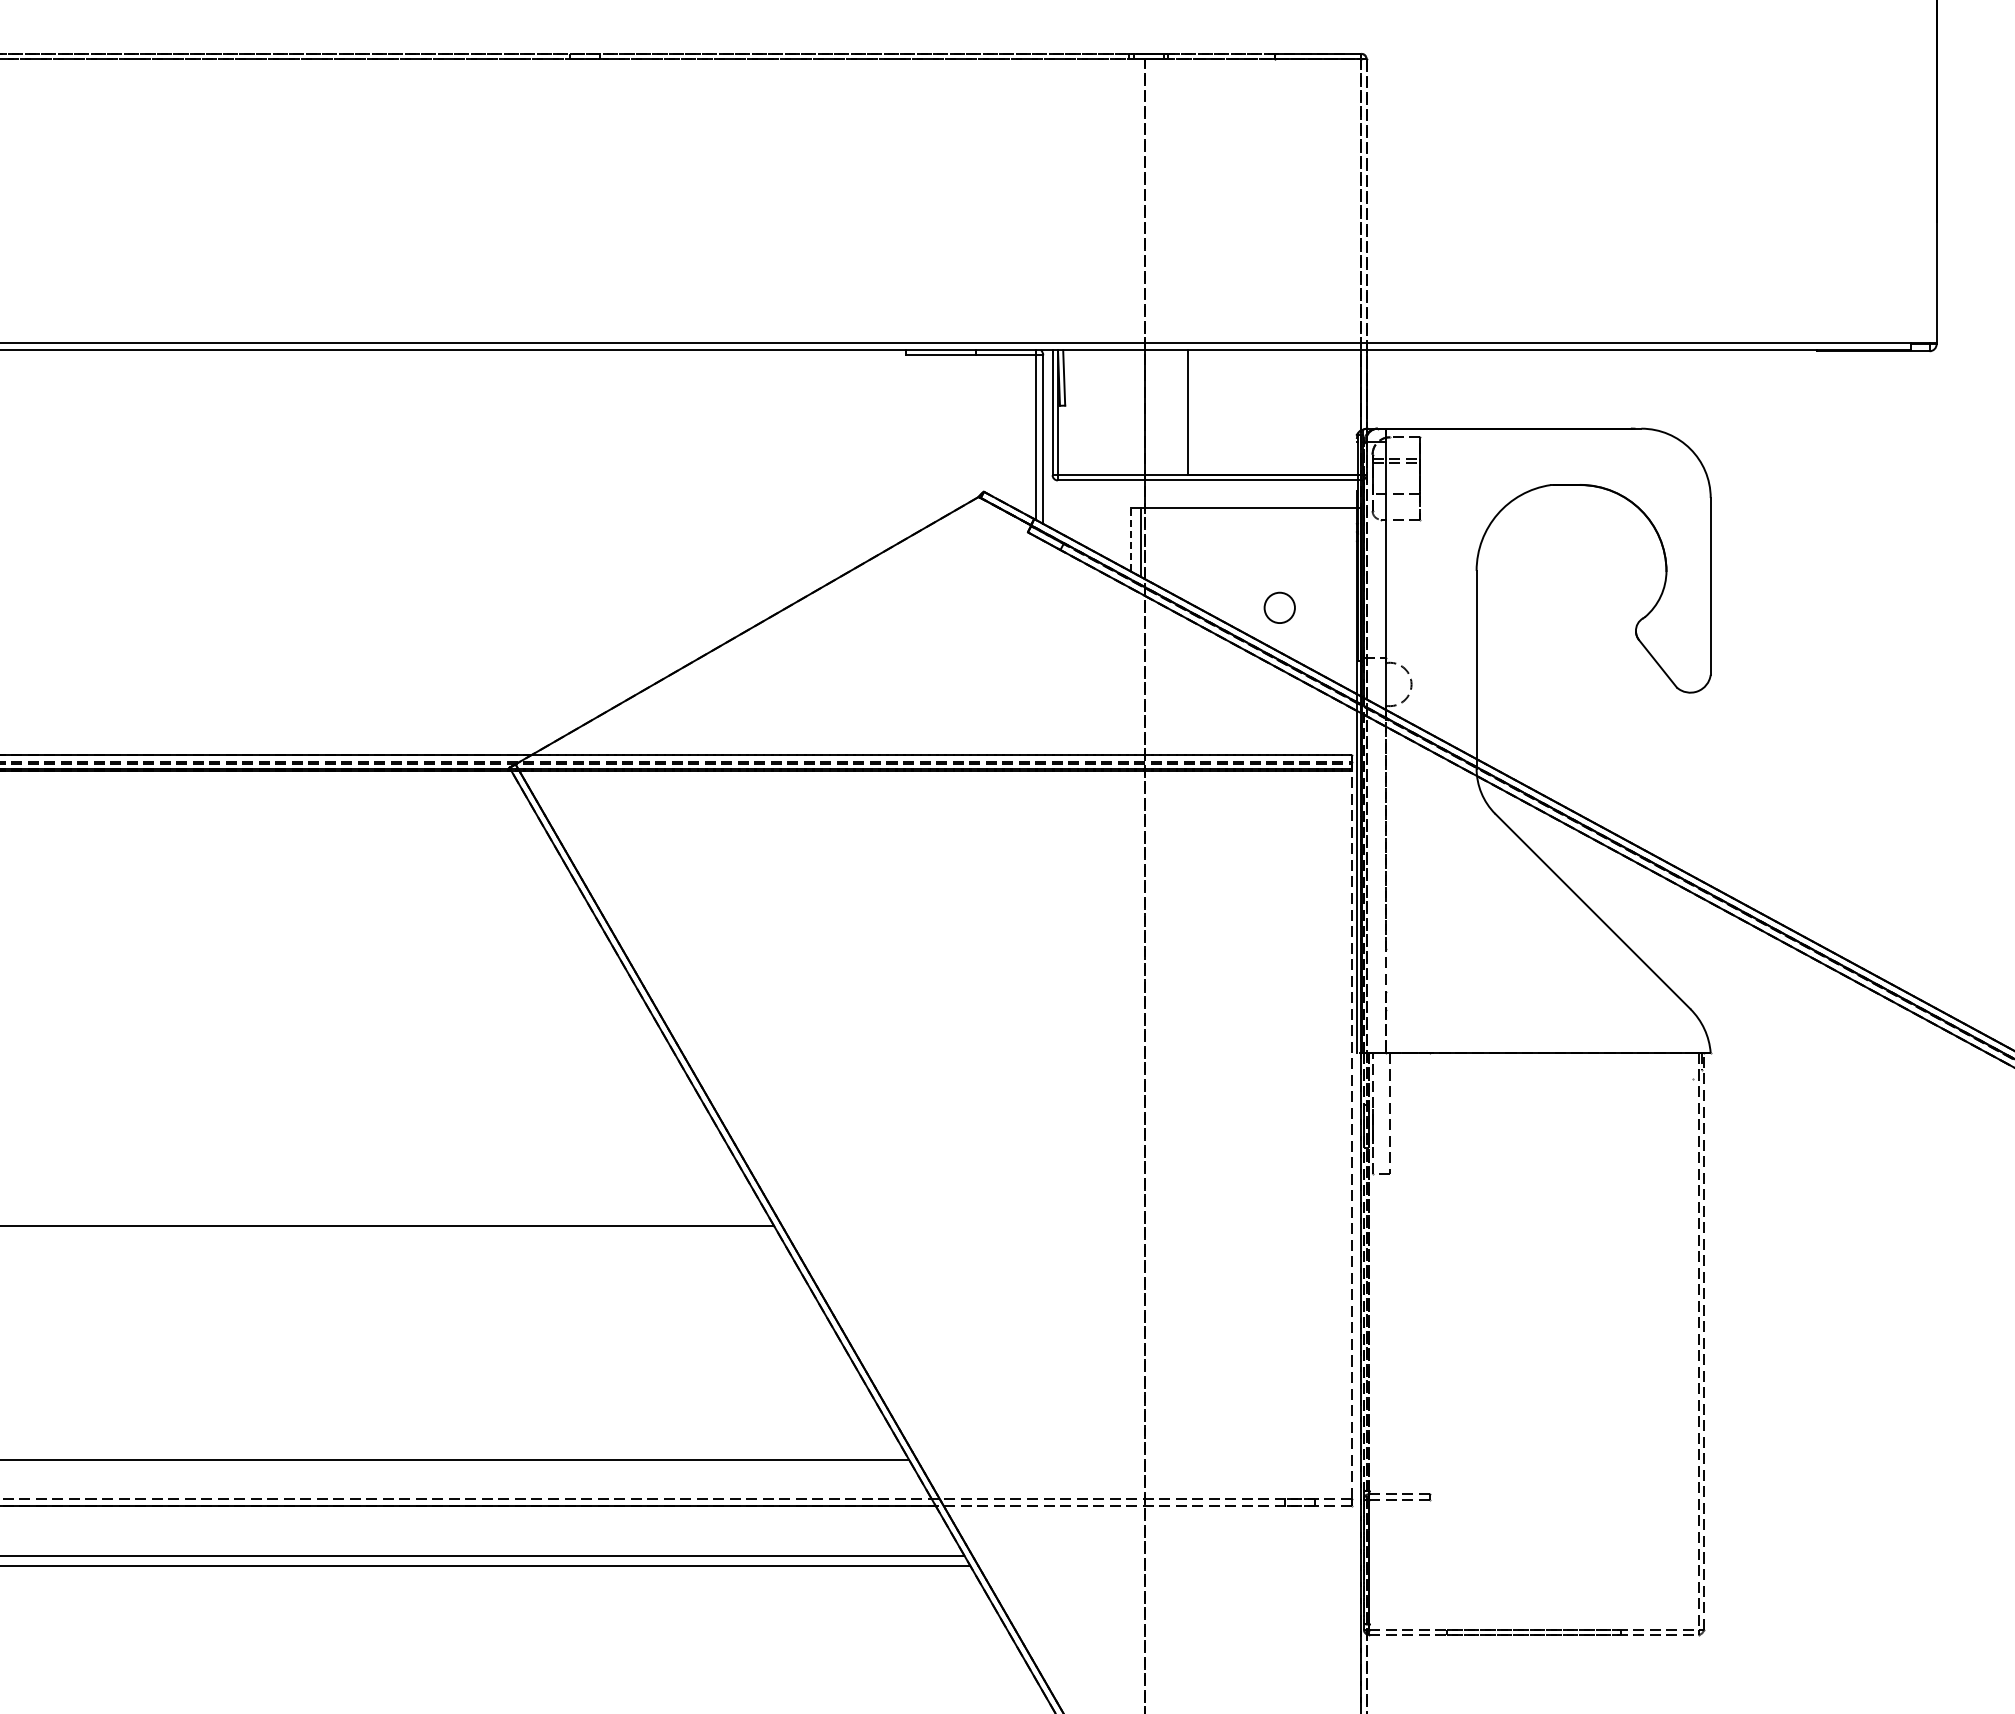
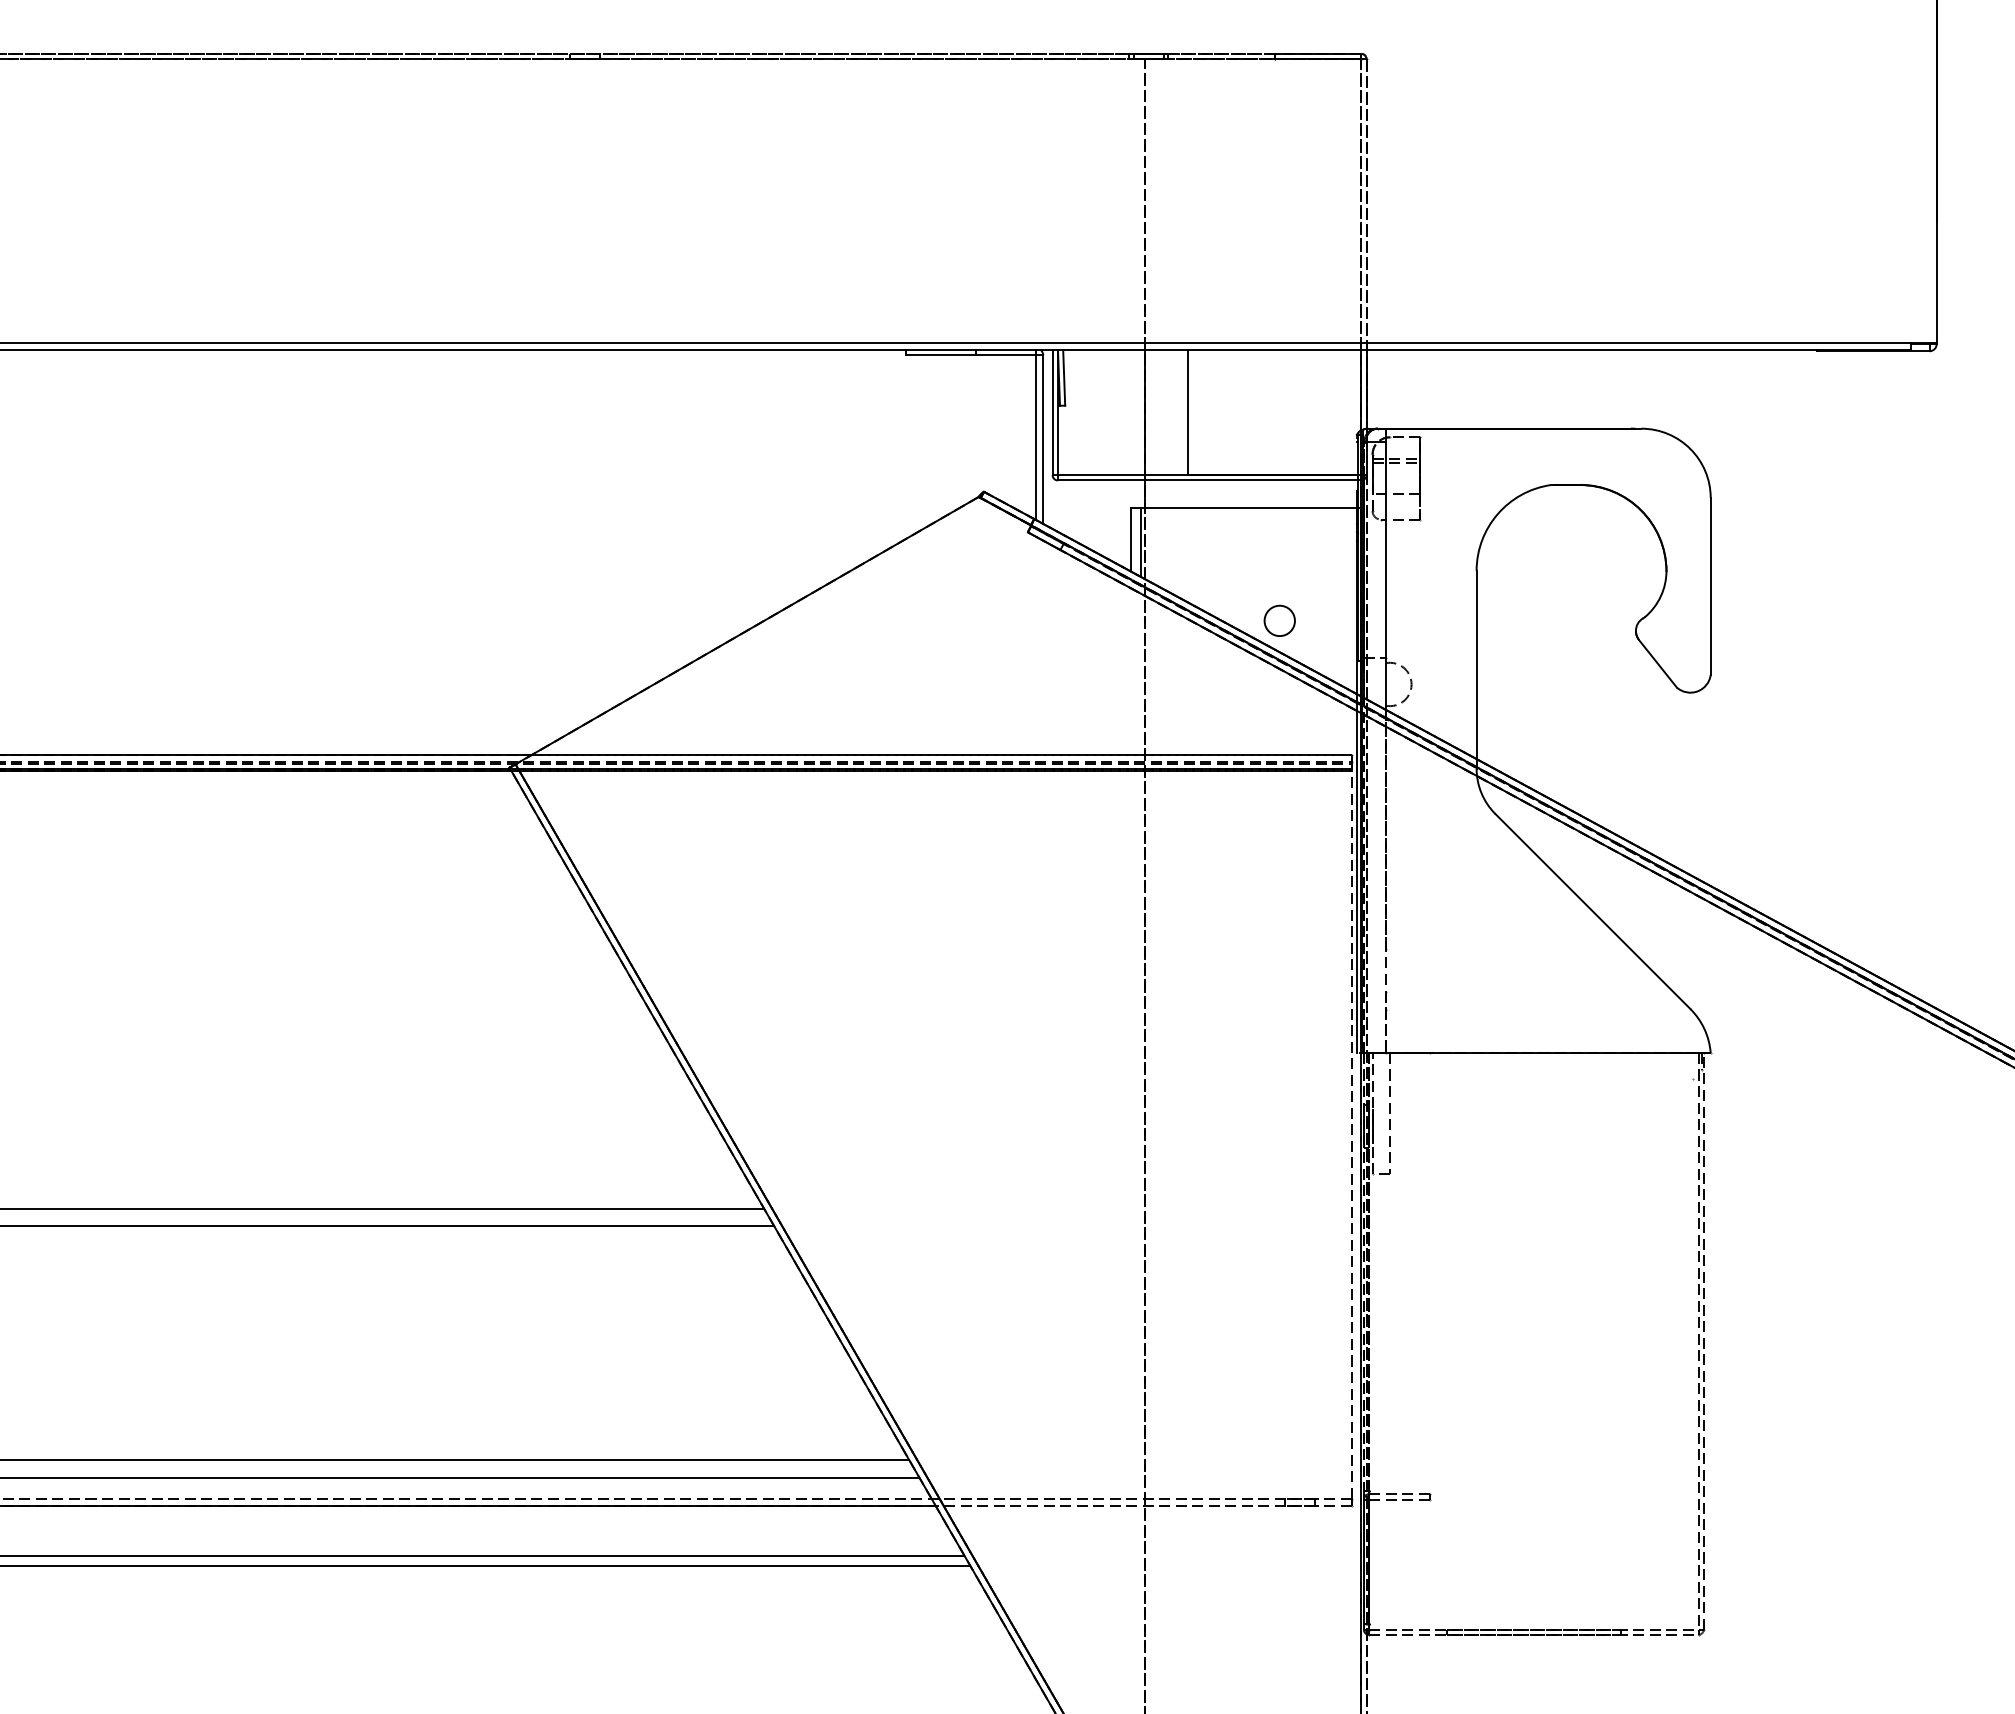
line: dashed -> solid (1130, 539)
circle position: (1279, 607) -> (1279, 620) (1279, 620)
line: none -> present (383, 1208)
line: none -> present (460, 1477)
